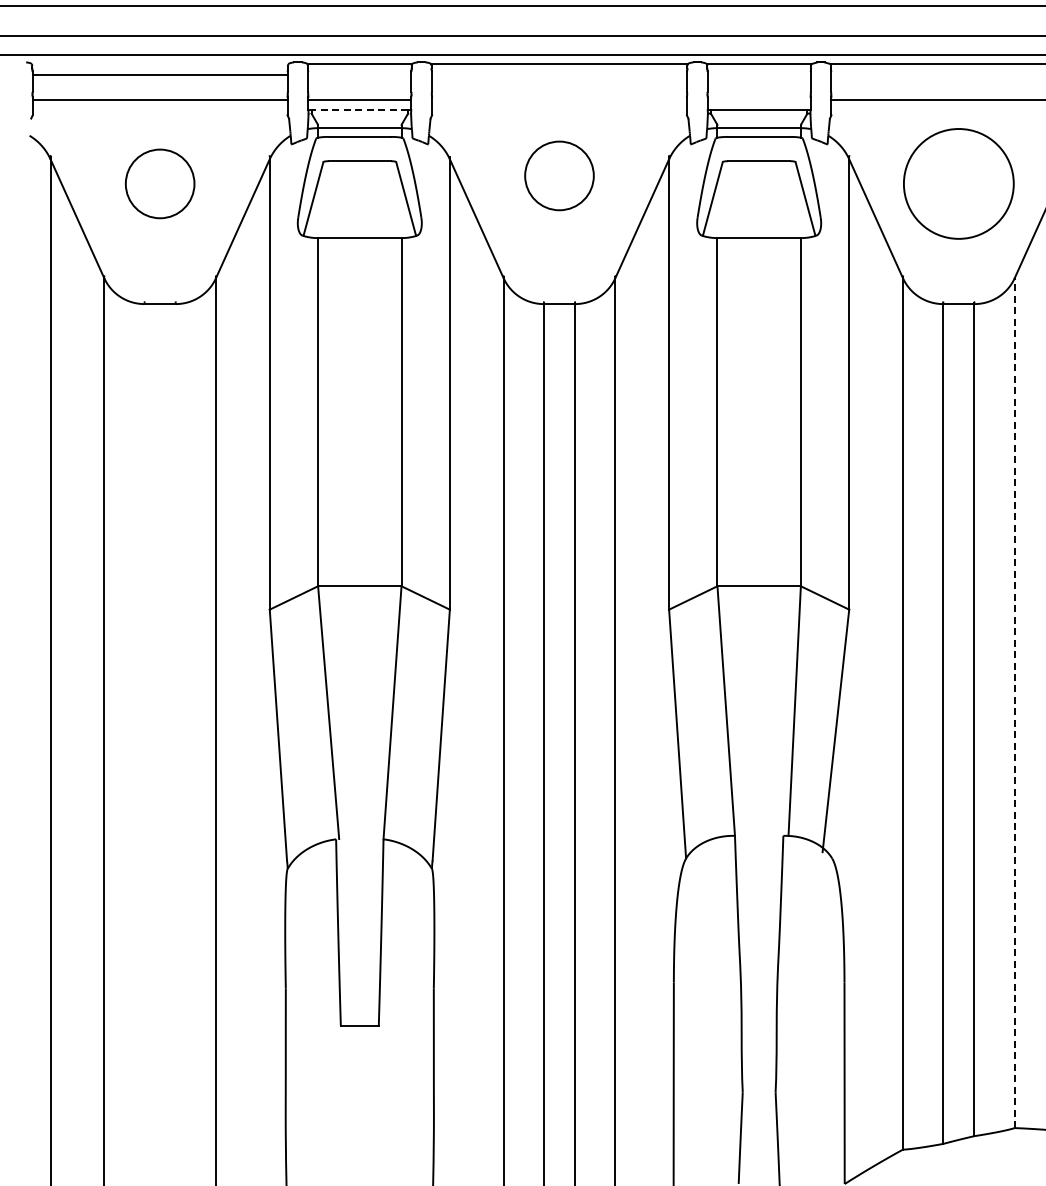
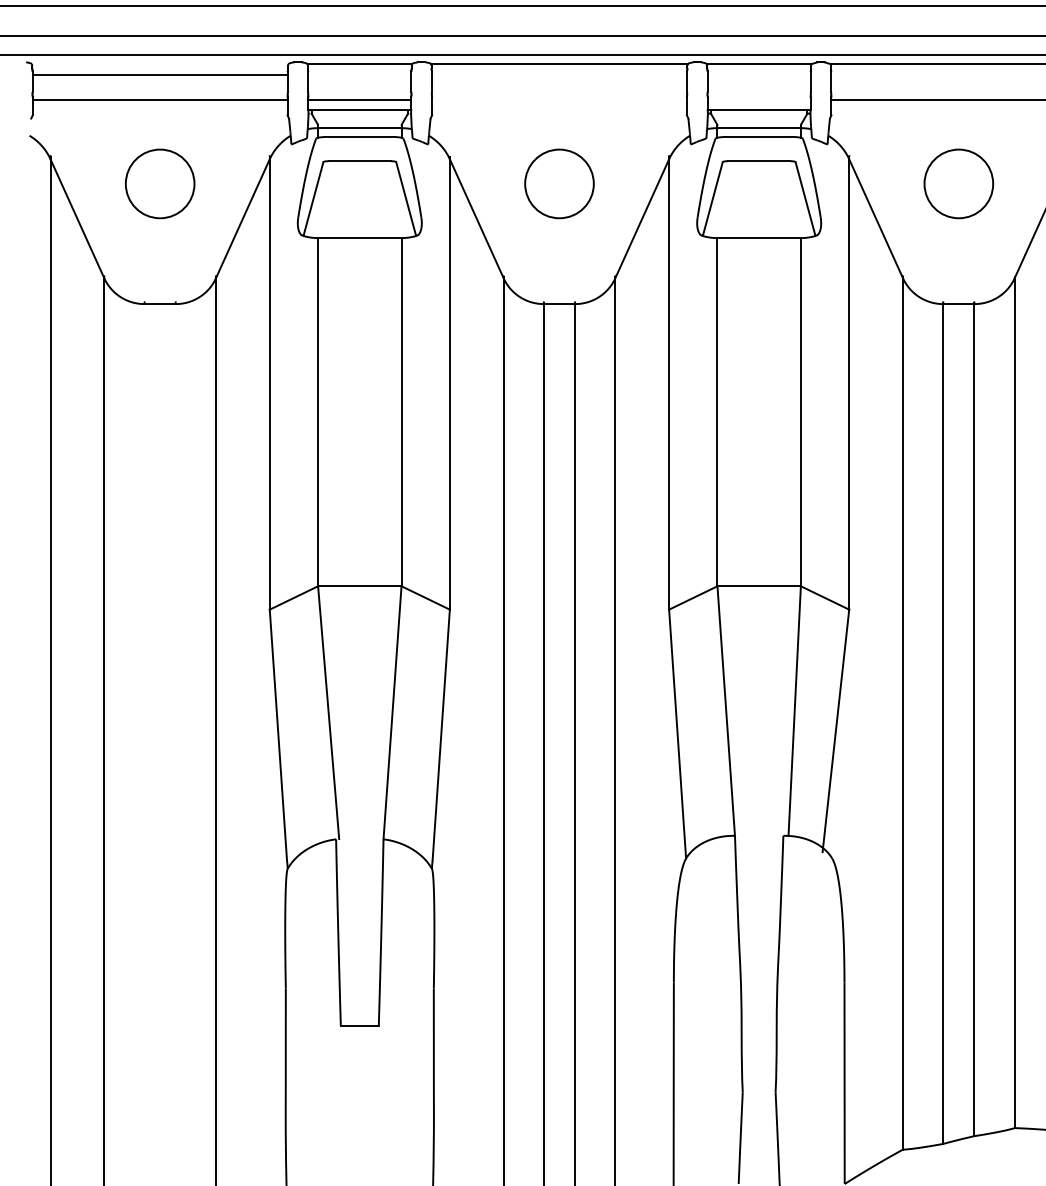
line: dashed -> solid (359, 110)
circle position: (559, 175) -> (559, 183) (559, 183)
circle diameter: 110 px -> 69 px (958, 183)
line: dashed -> solid (1014, 702)
